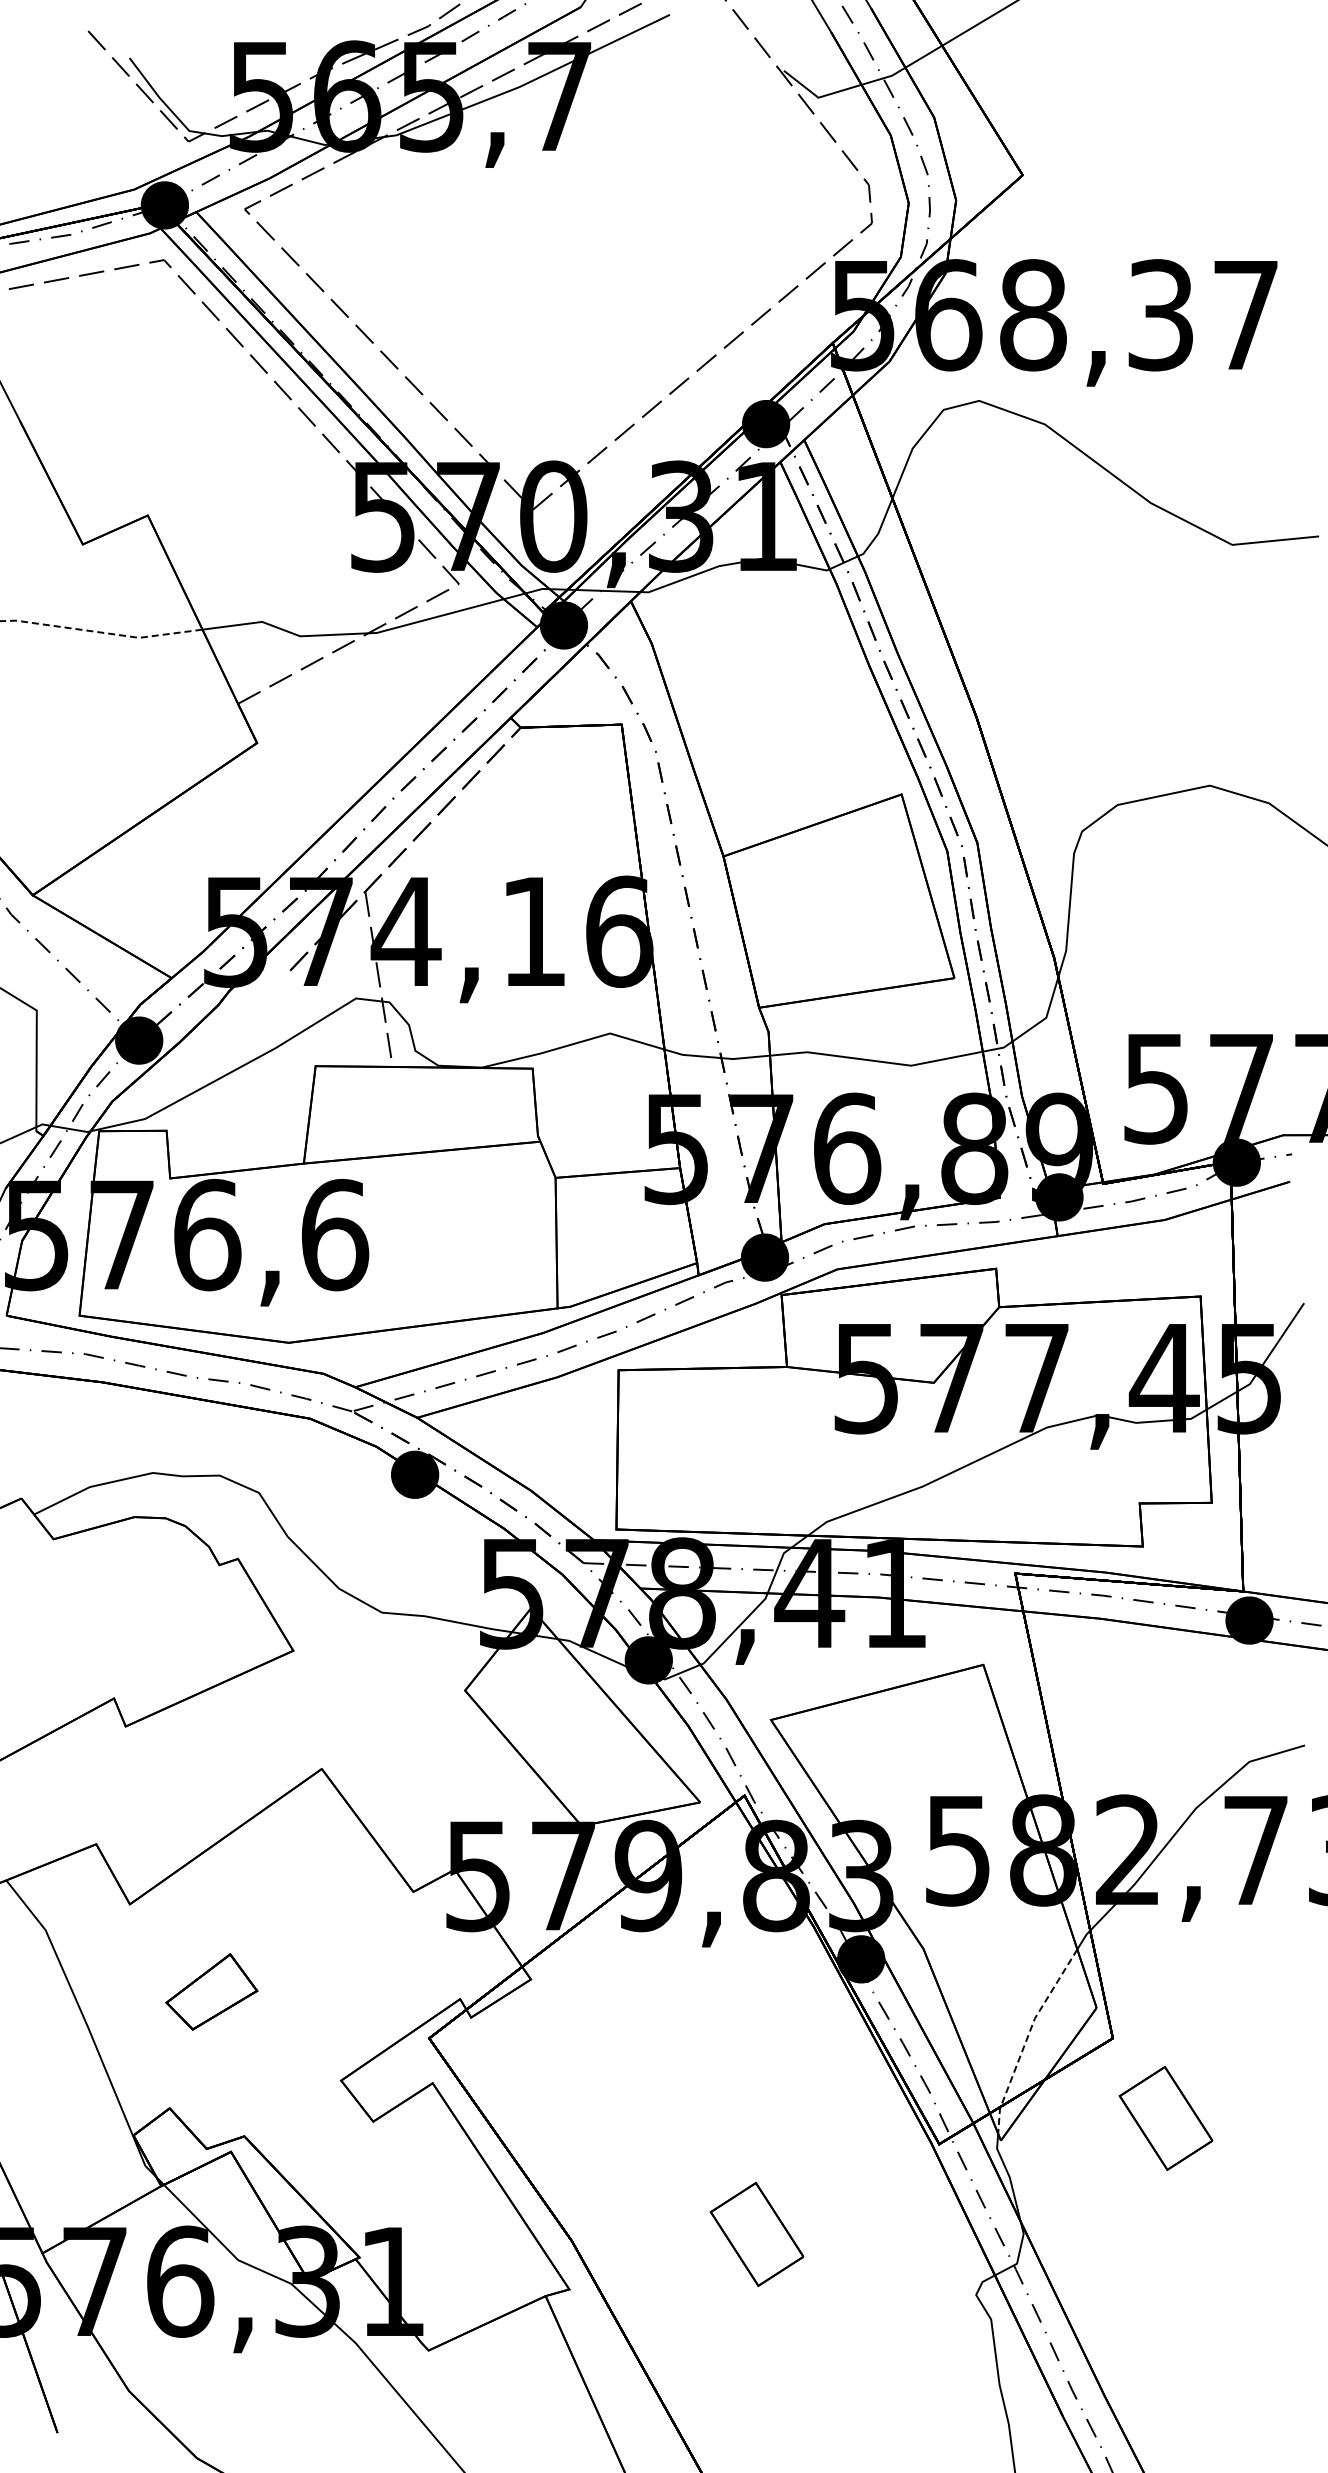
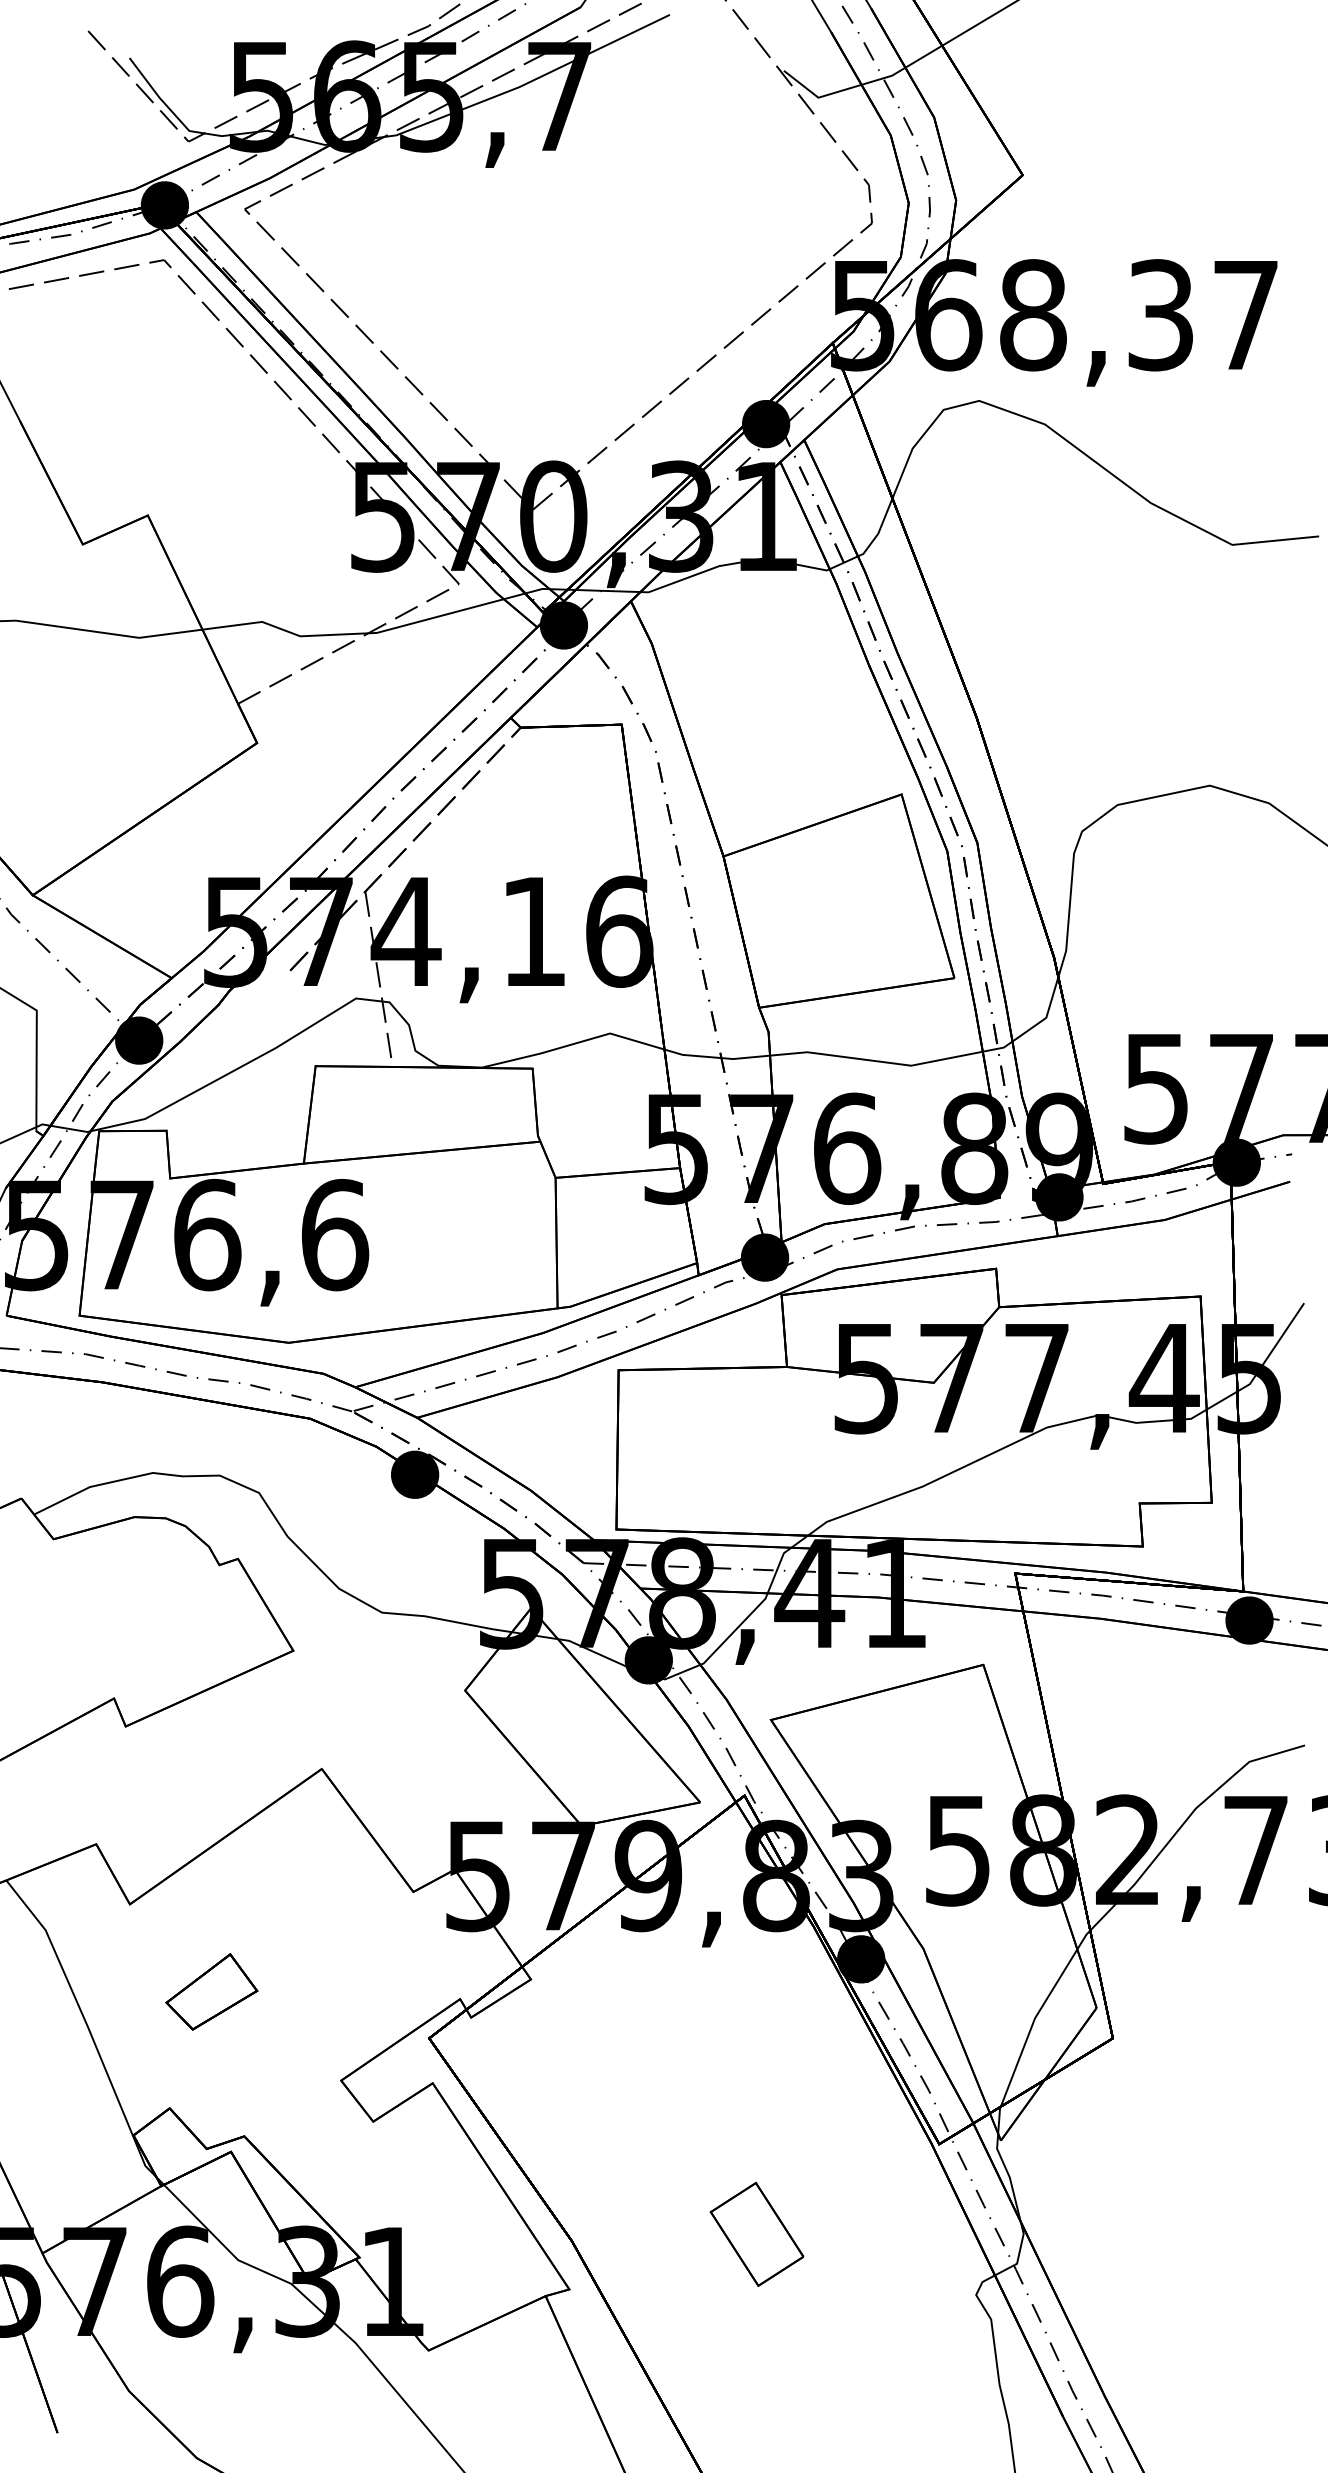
line: dashed -> solid (101, 632)
line: dashed -> solid (1027, 2037)
part: present -> none (1165, 2117)
